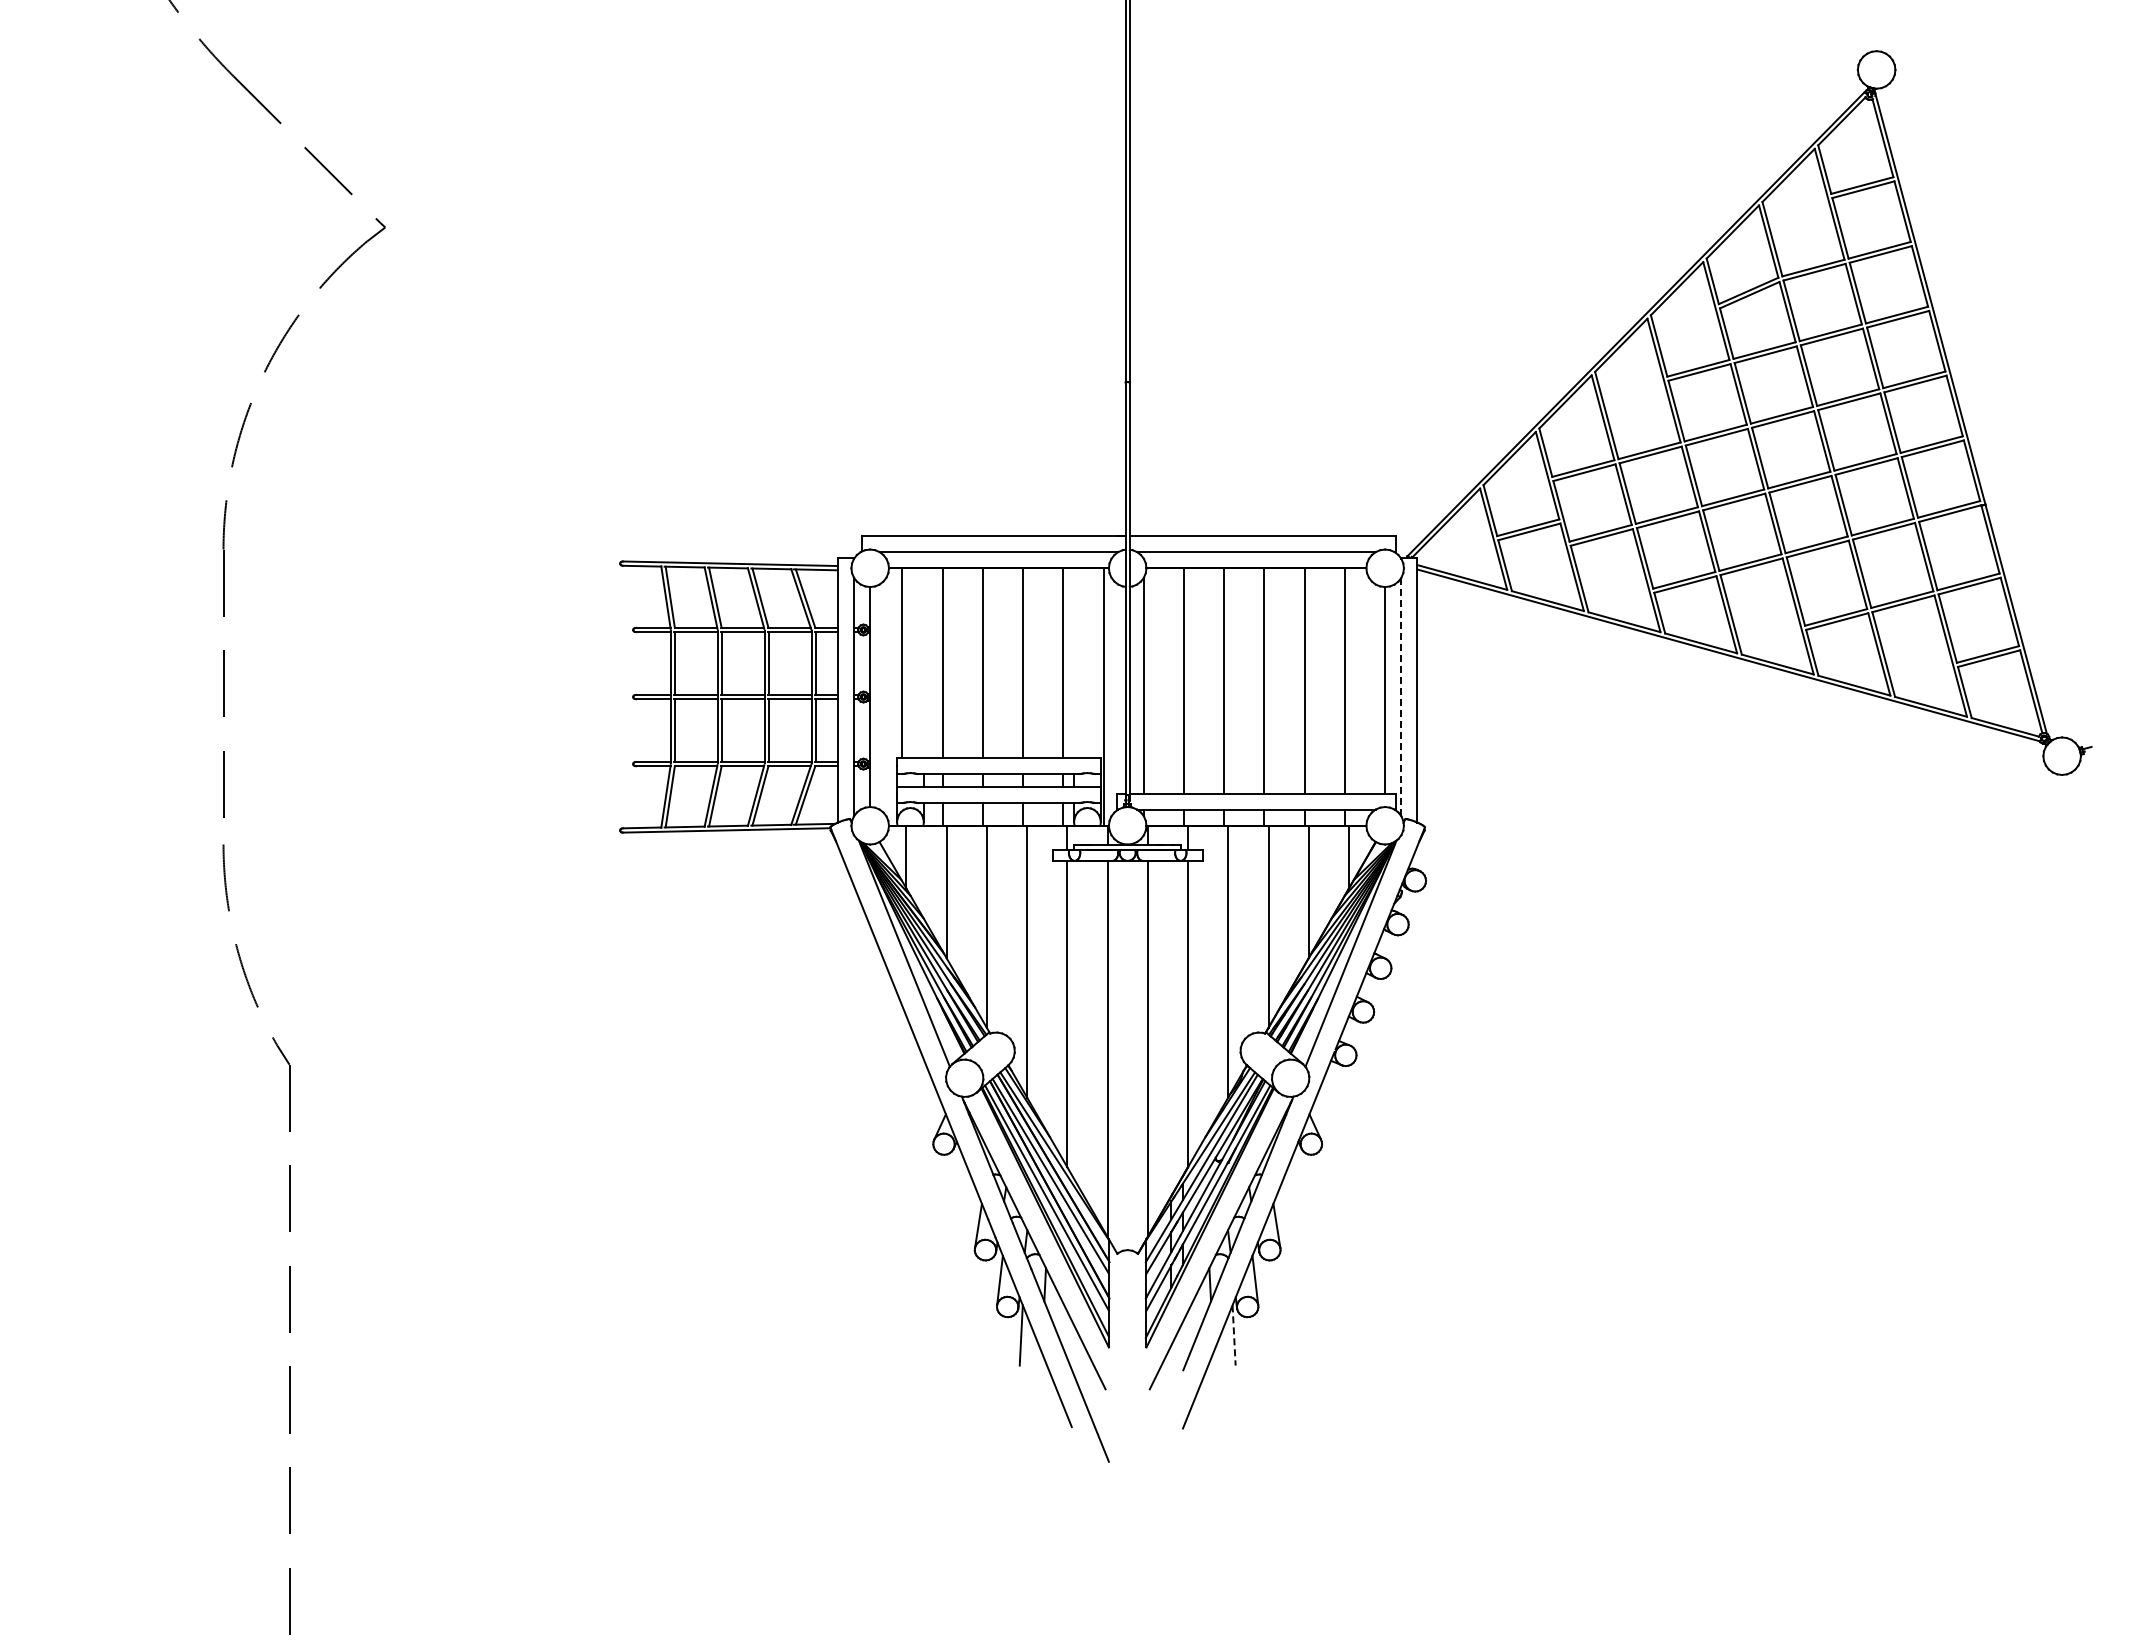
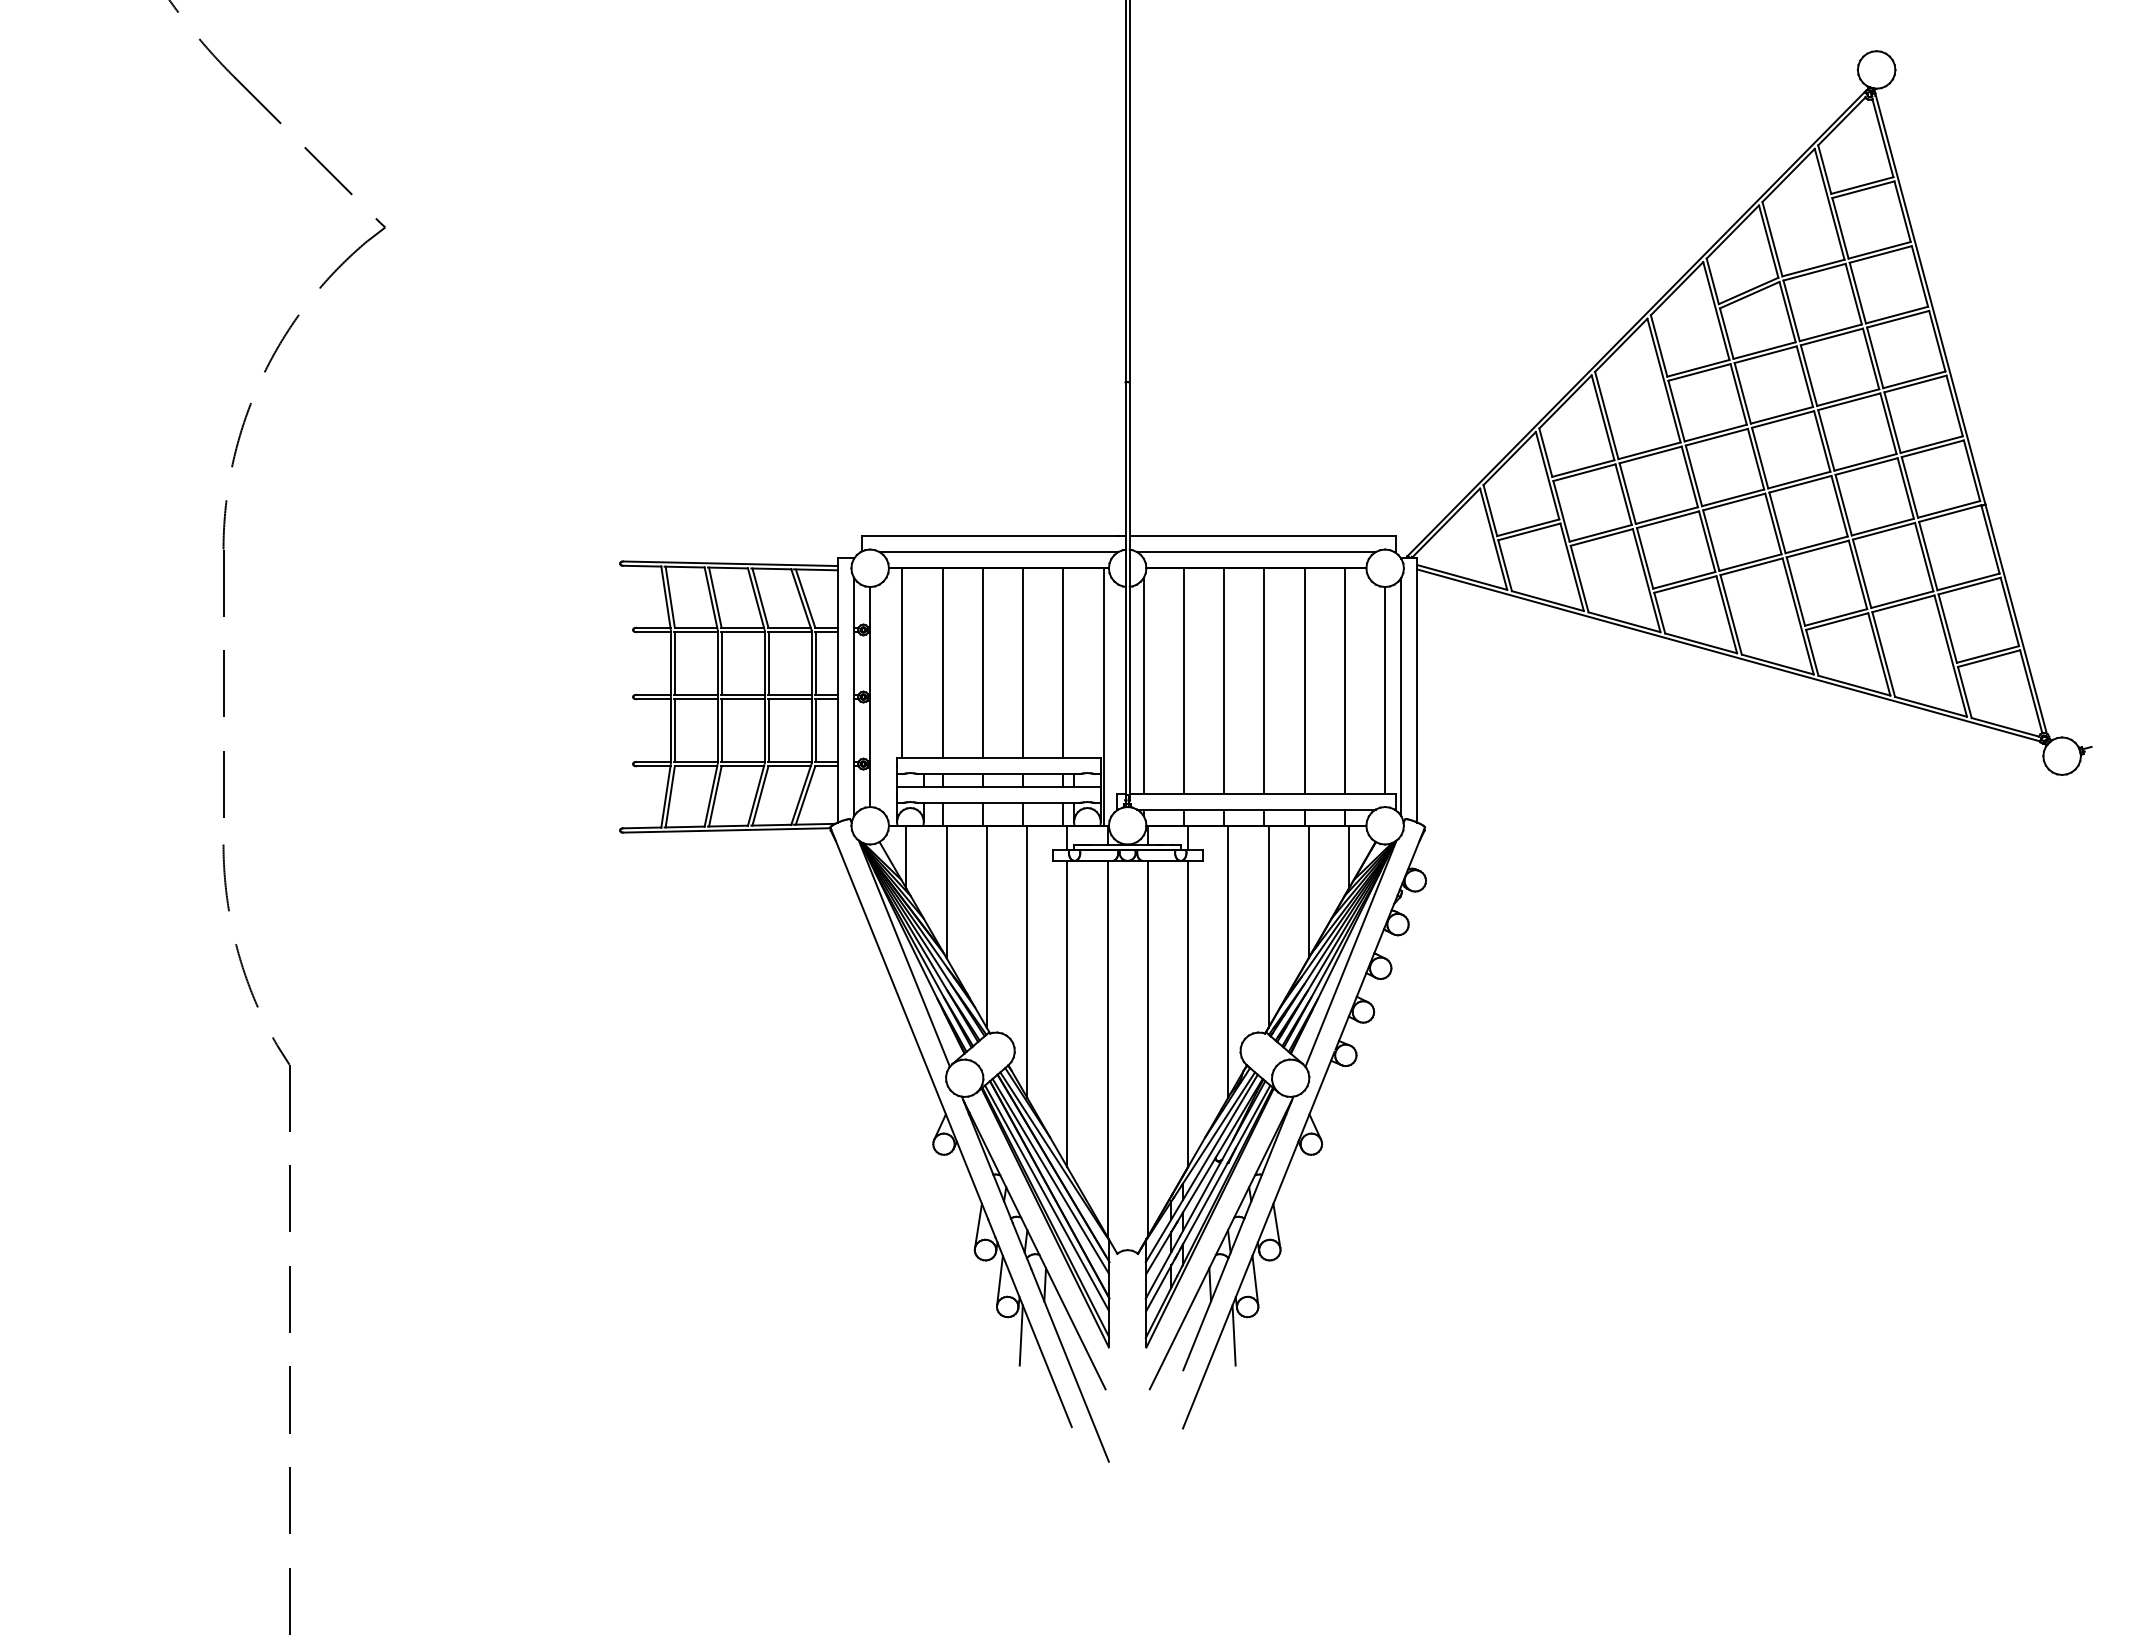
line: dashed -> solid (1401, 696)
line: dashed -> solid (1234, 1335)
